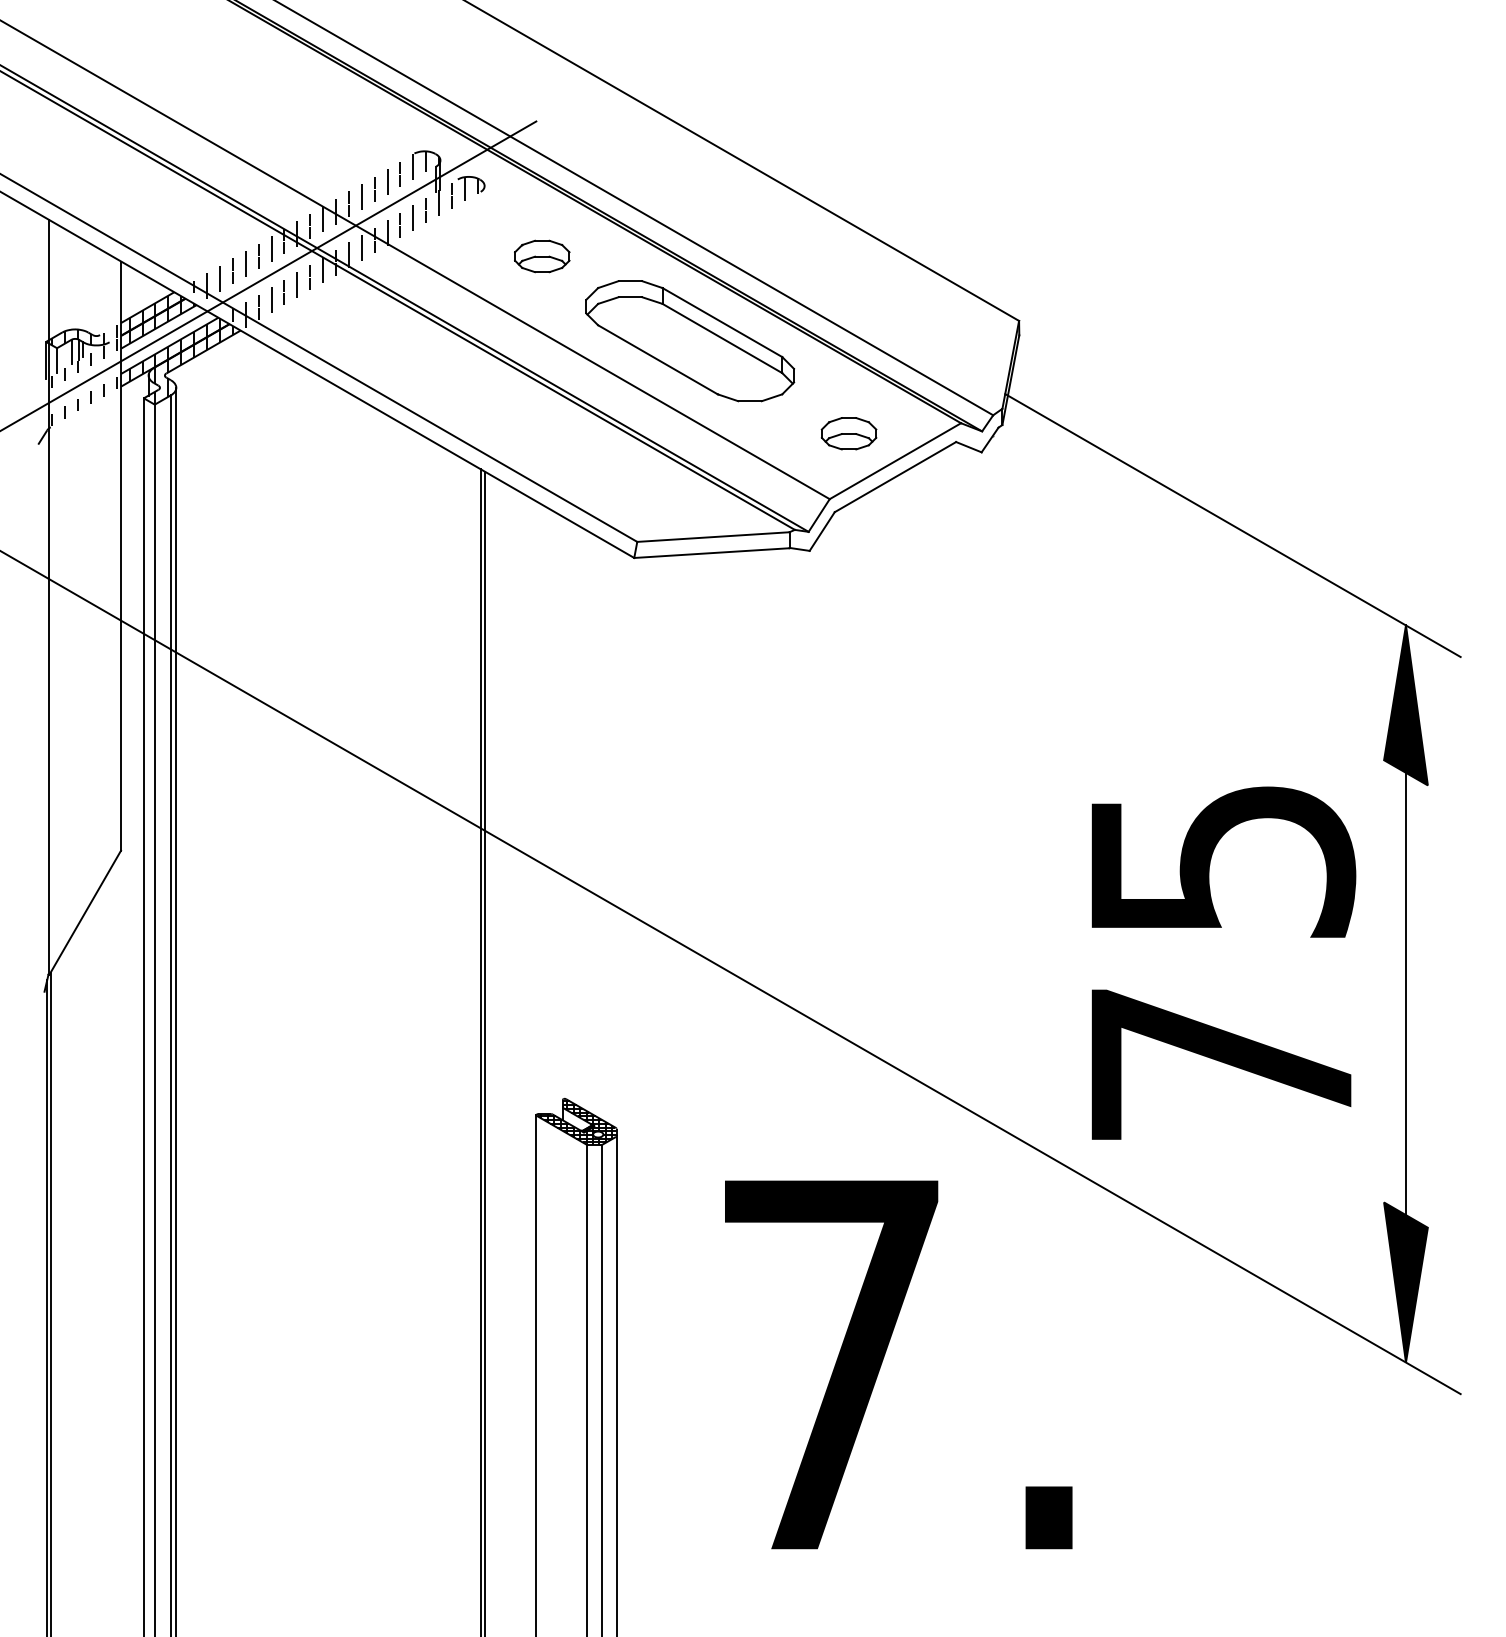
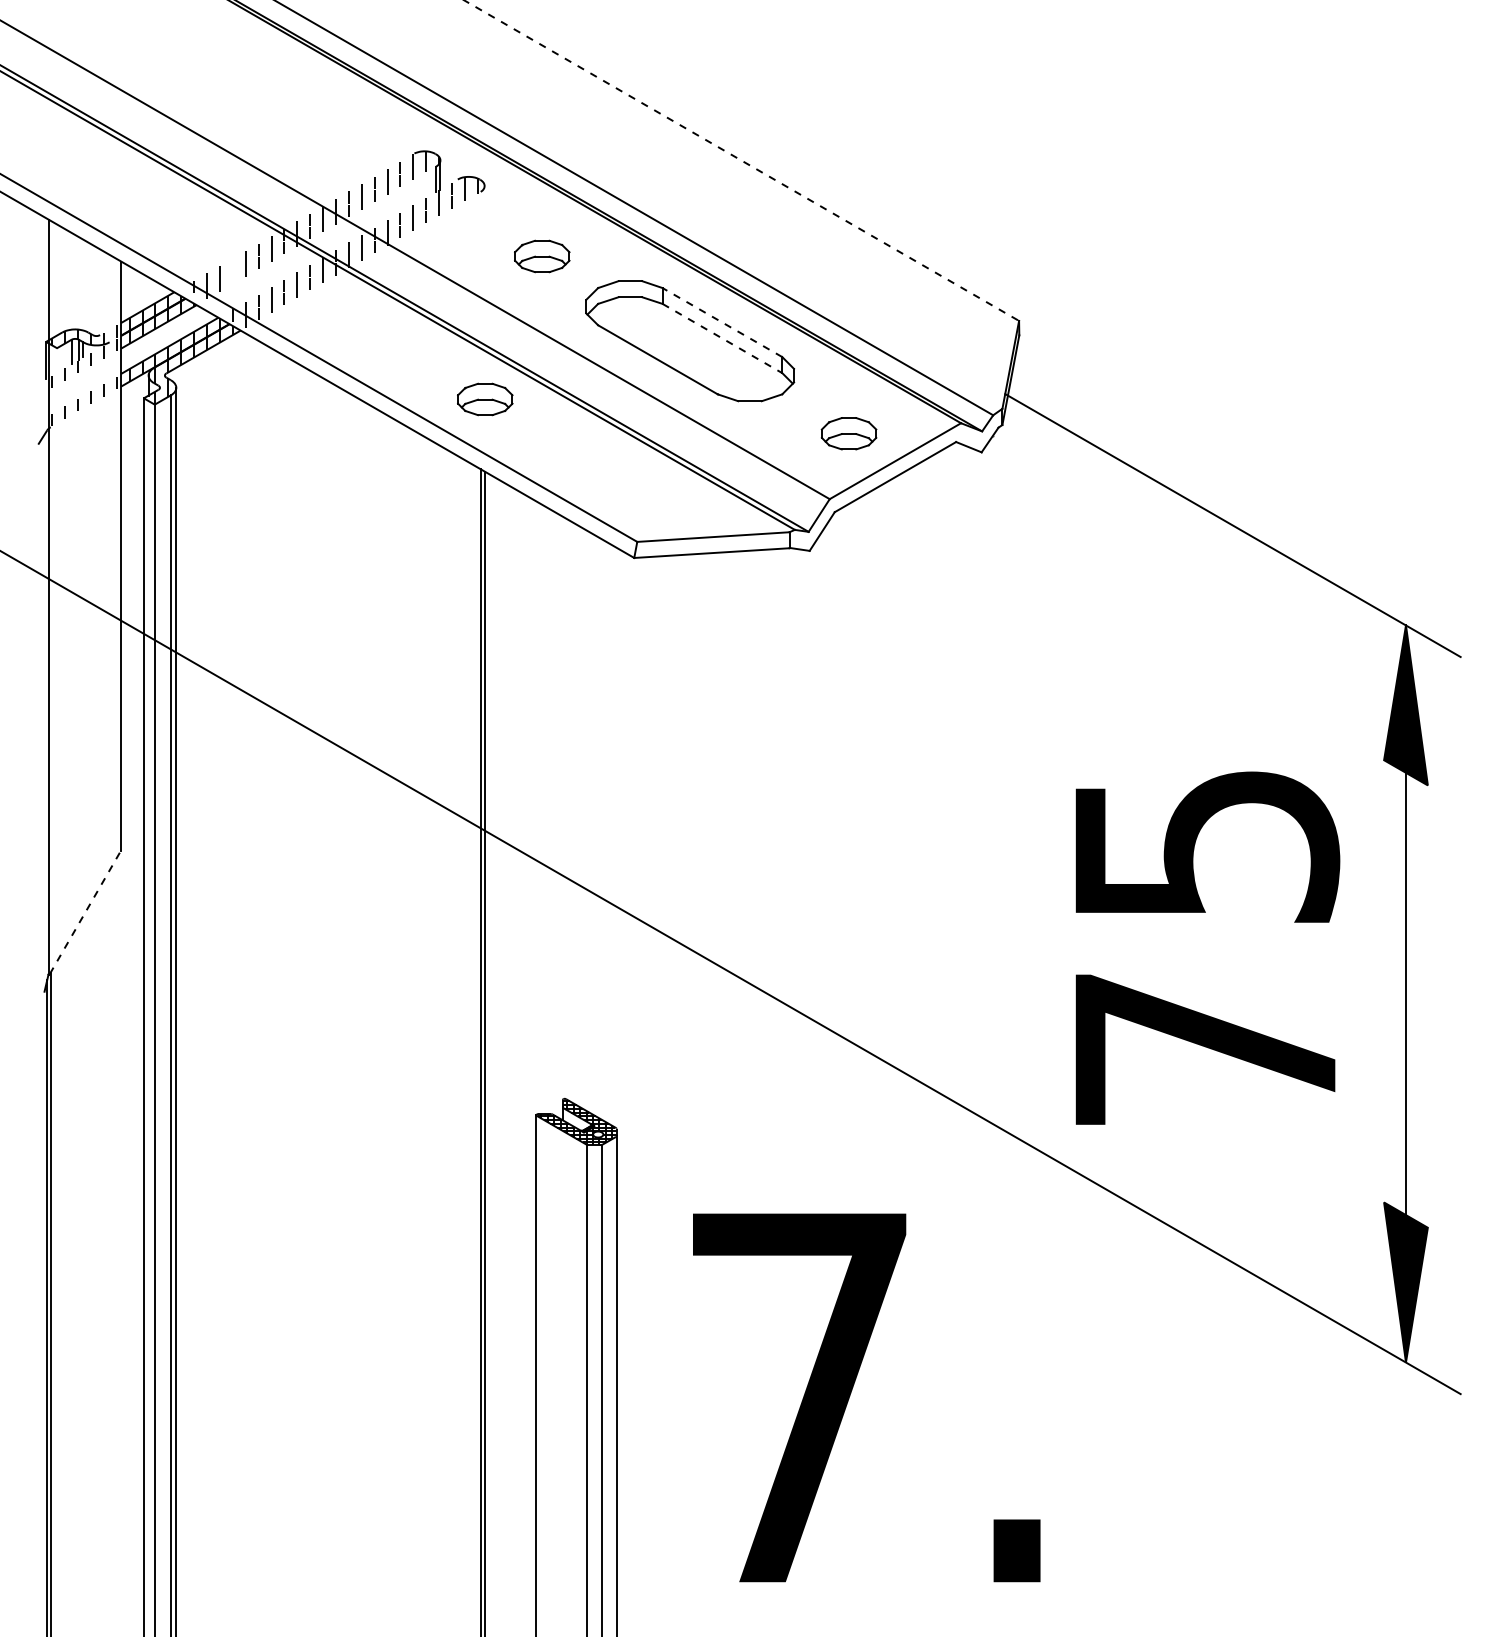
line: solid -> dashed (742, 160)
line: present -> none (232, 270)
line: present -> none (269, 275)
line: solid -> dashed (721, 322)
line: solid -> dashed (722, 338)
line: present -> none (57, 360)
part: none -> present (485, 399)
line: solid -> dashed (85, 911)
text position: (1223, 962) -> (1207, 947) (1207, 947)
text position: (898, 1364) -> (866, 1397) (866, 1397)
